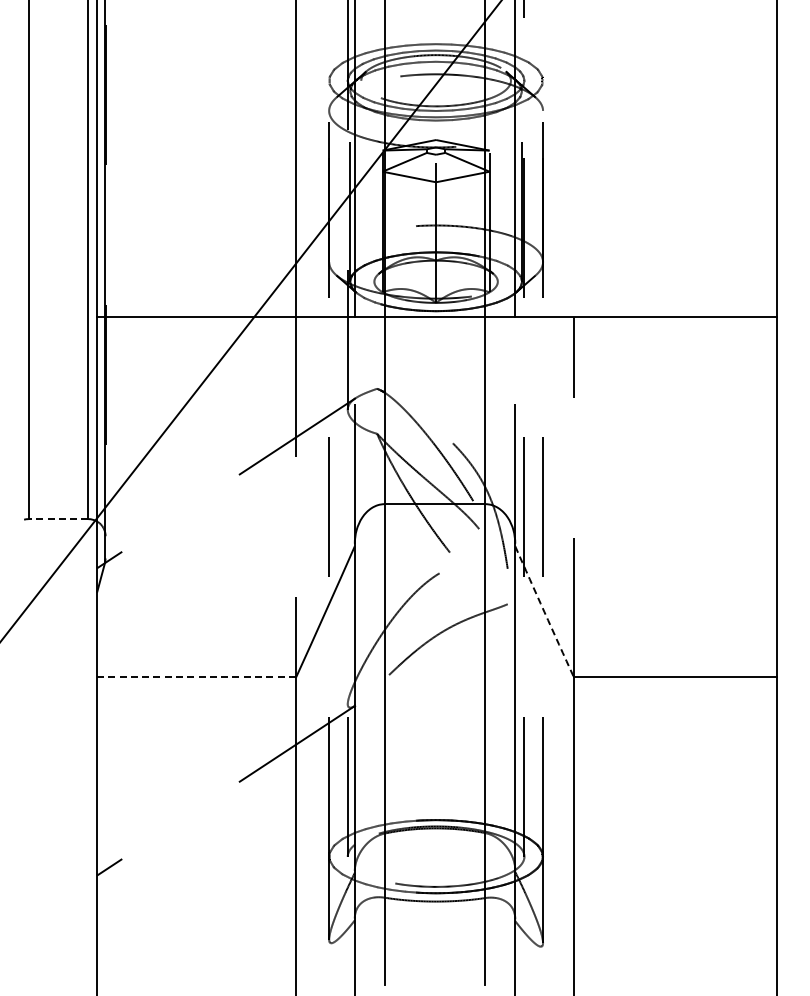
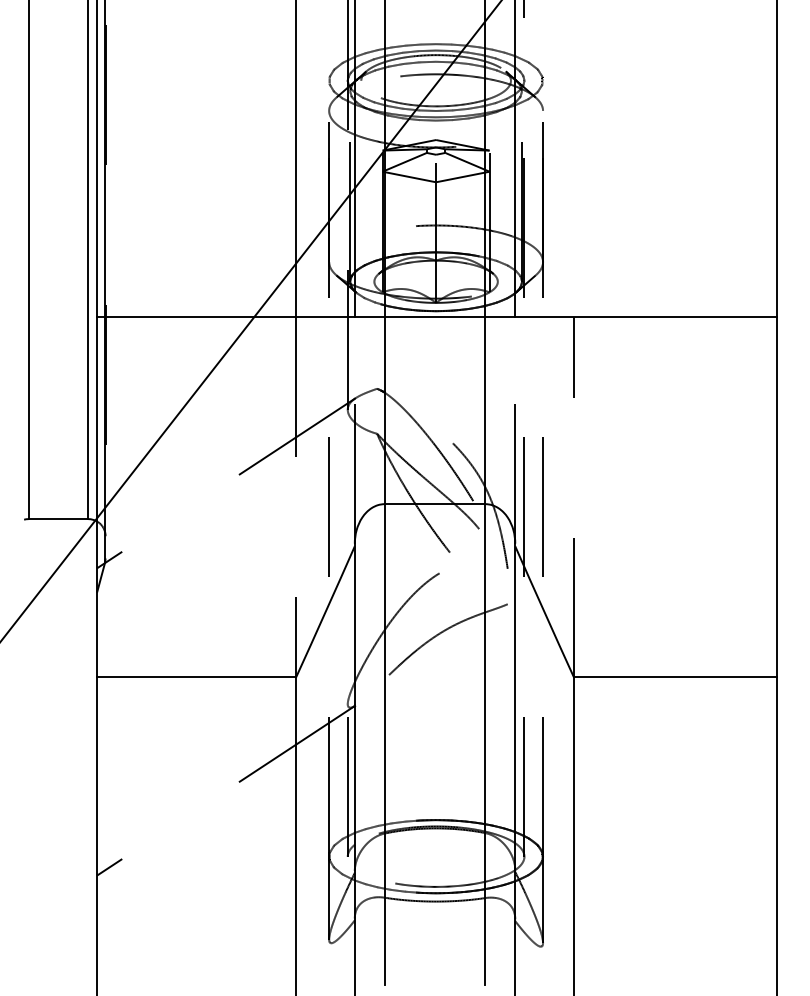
line: dashed -> solid (58, 519)
arc: dashed -> solid (544, 611)
line: dashed -> solid (196, 677)
